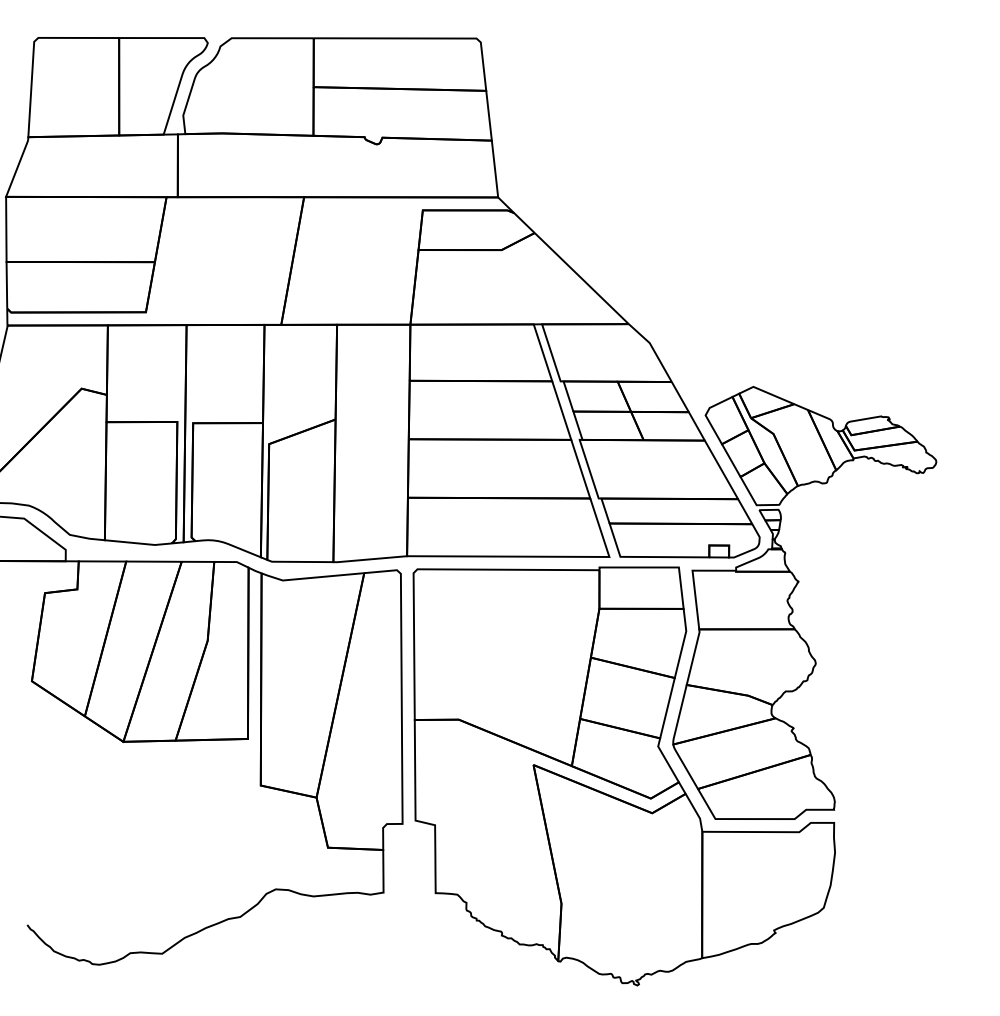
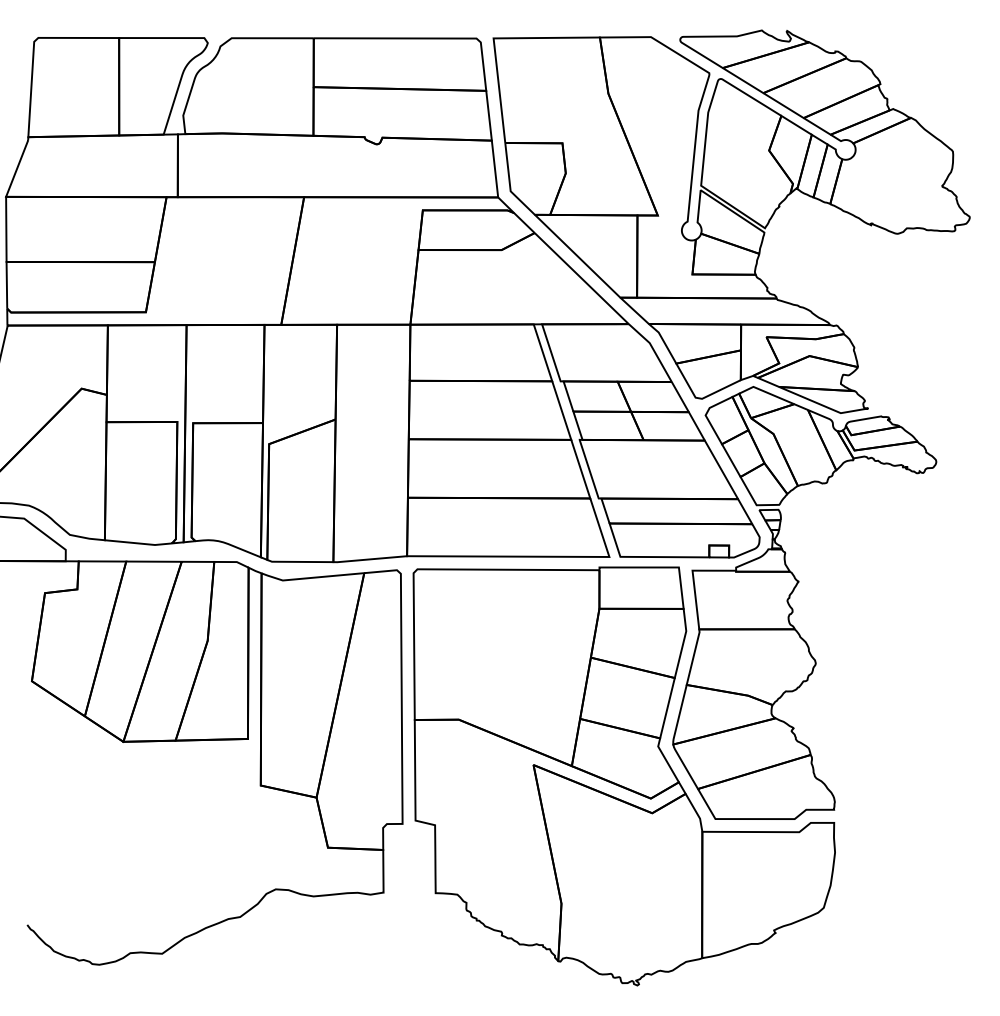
part: none -> present (731, 221)
